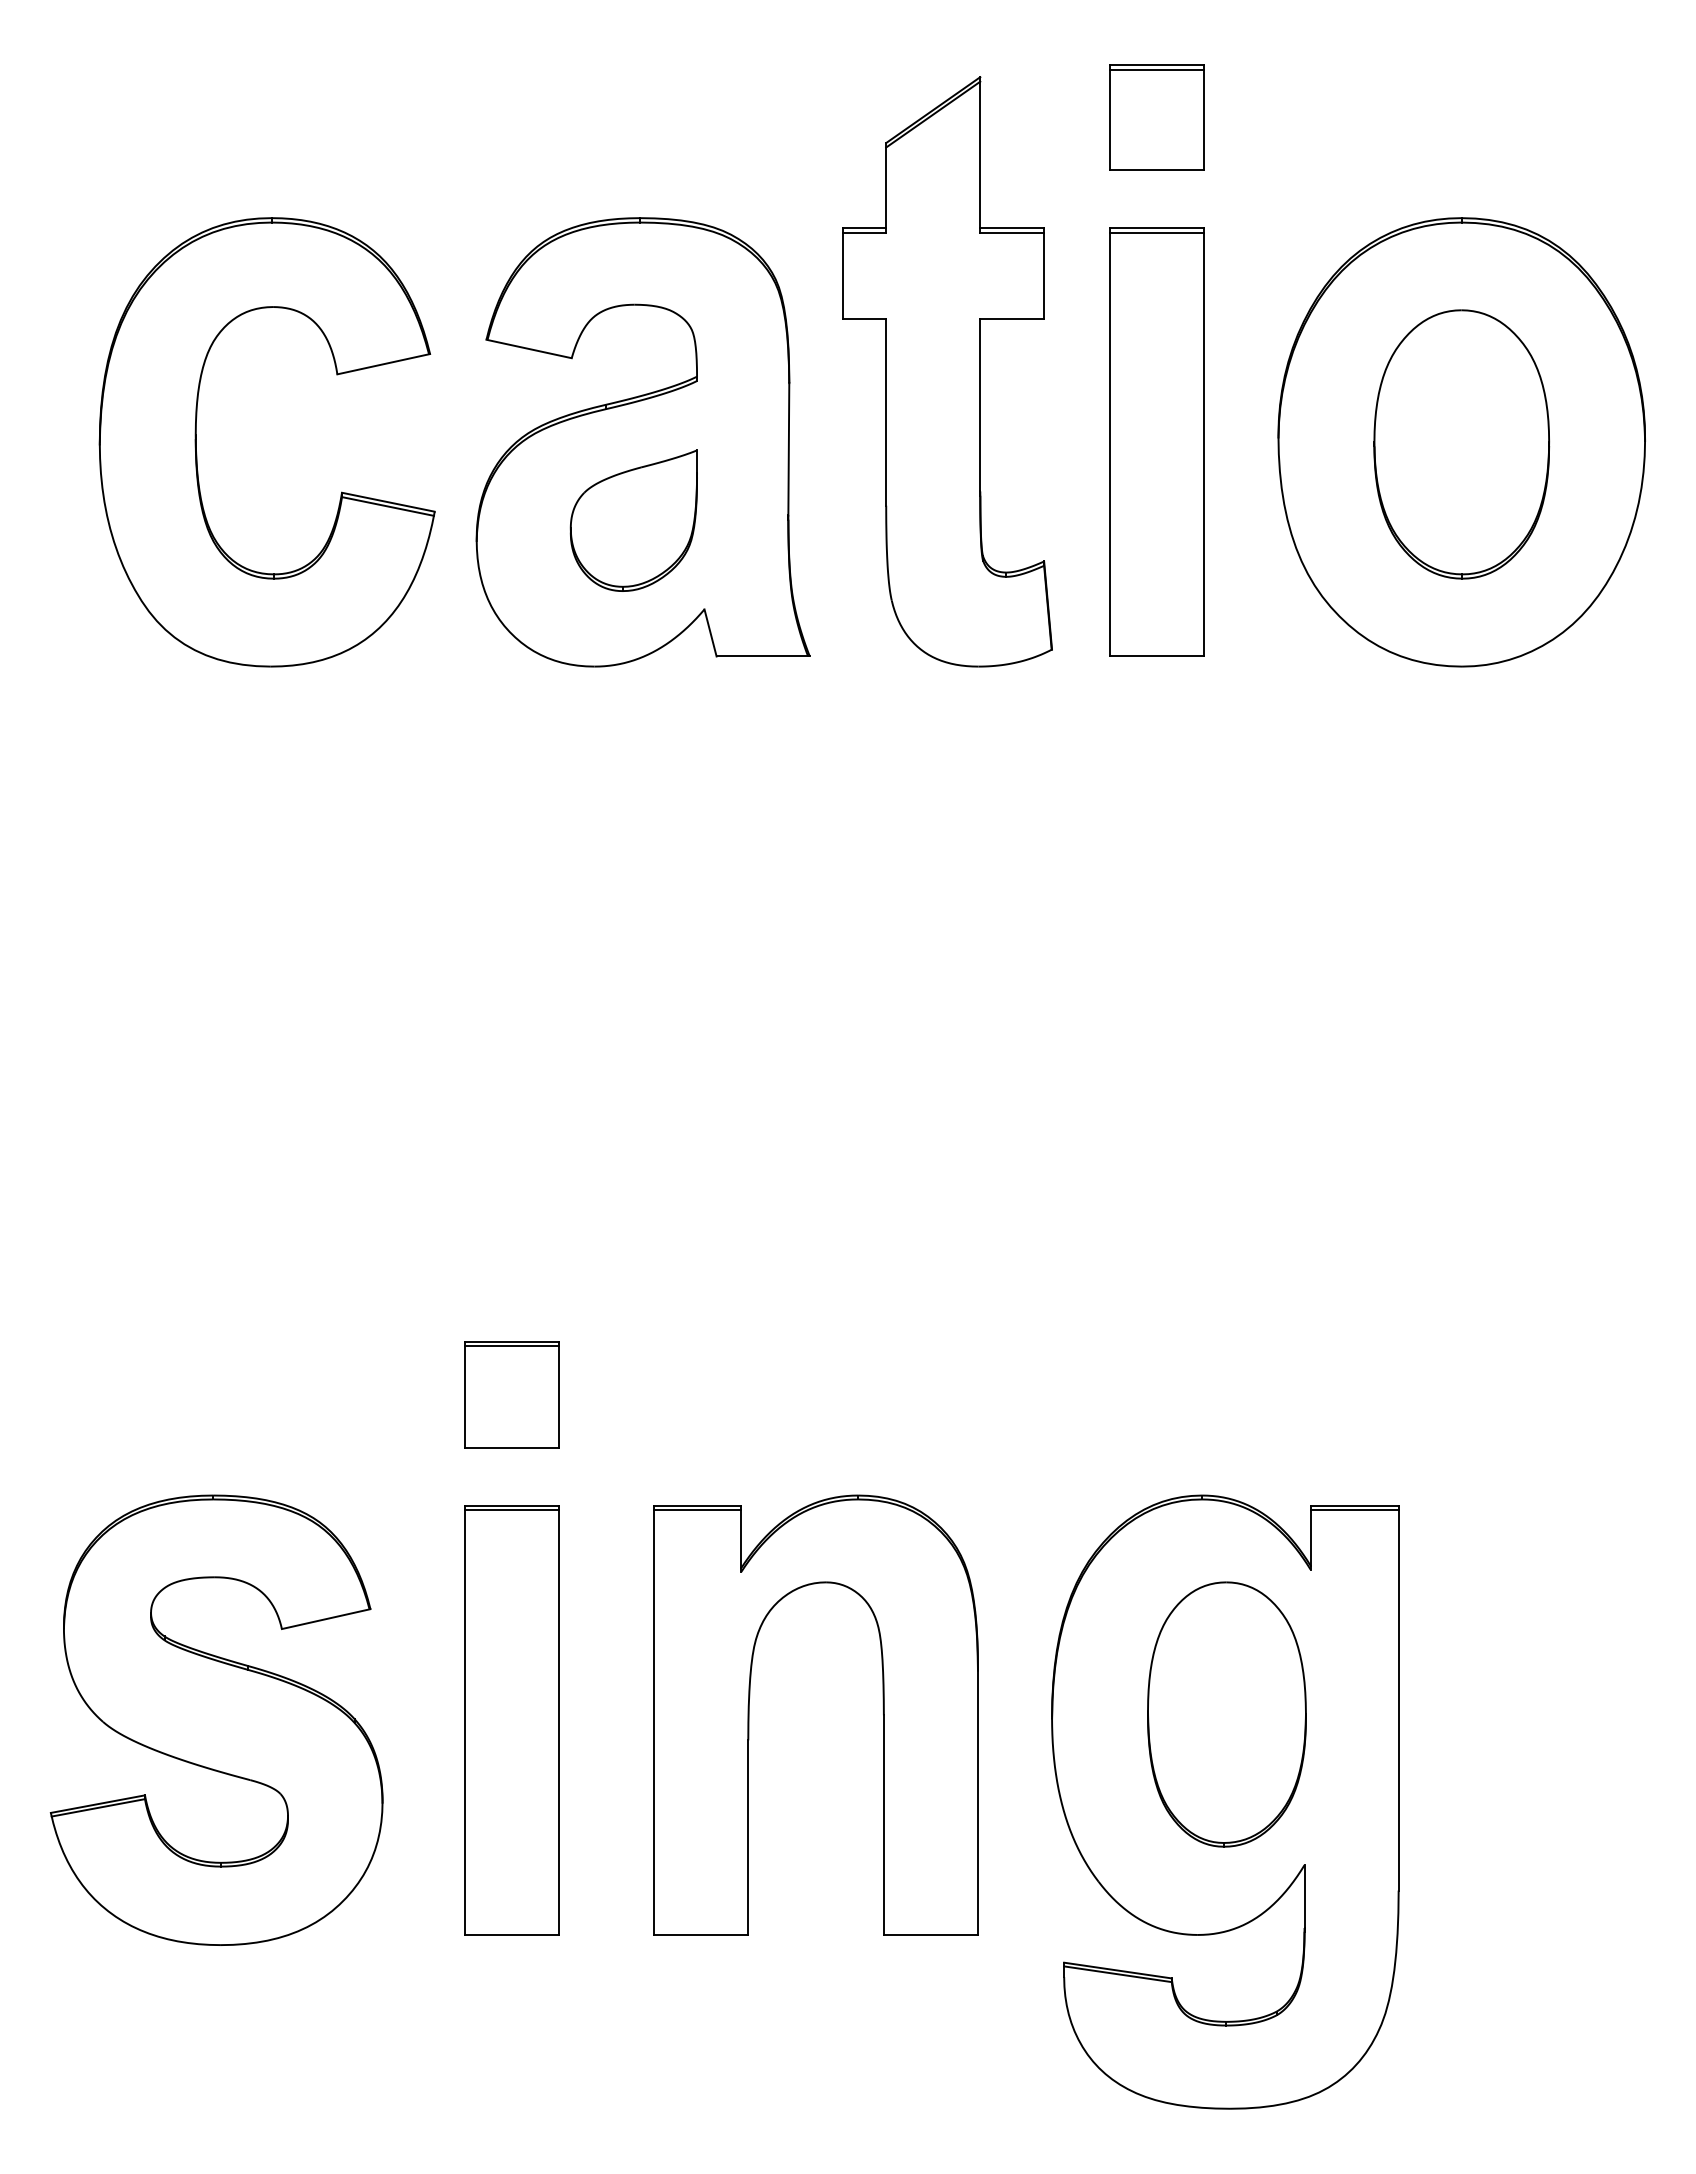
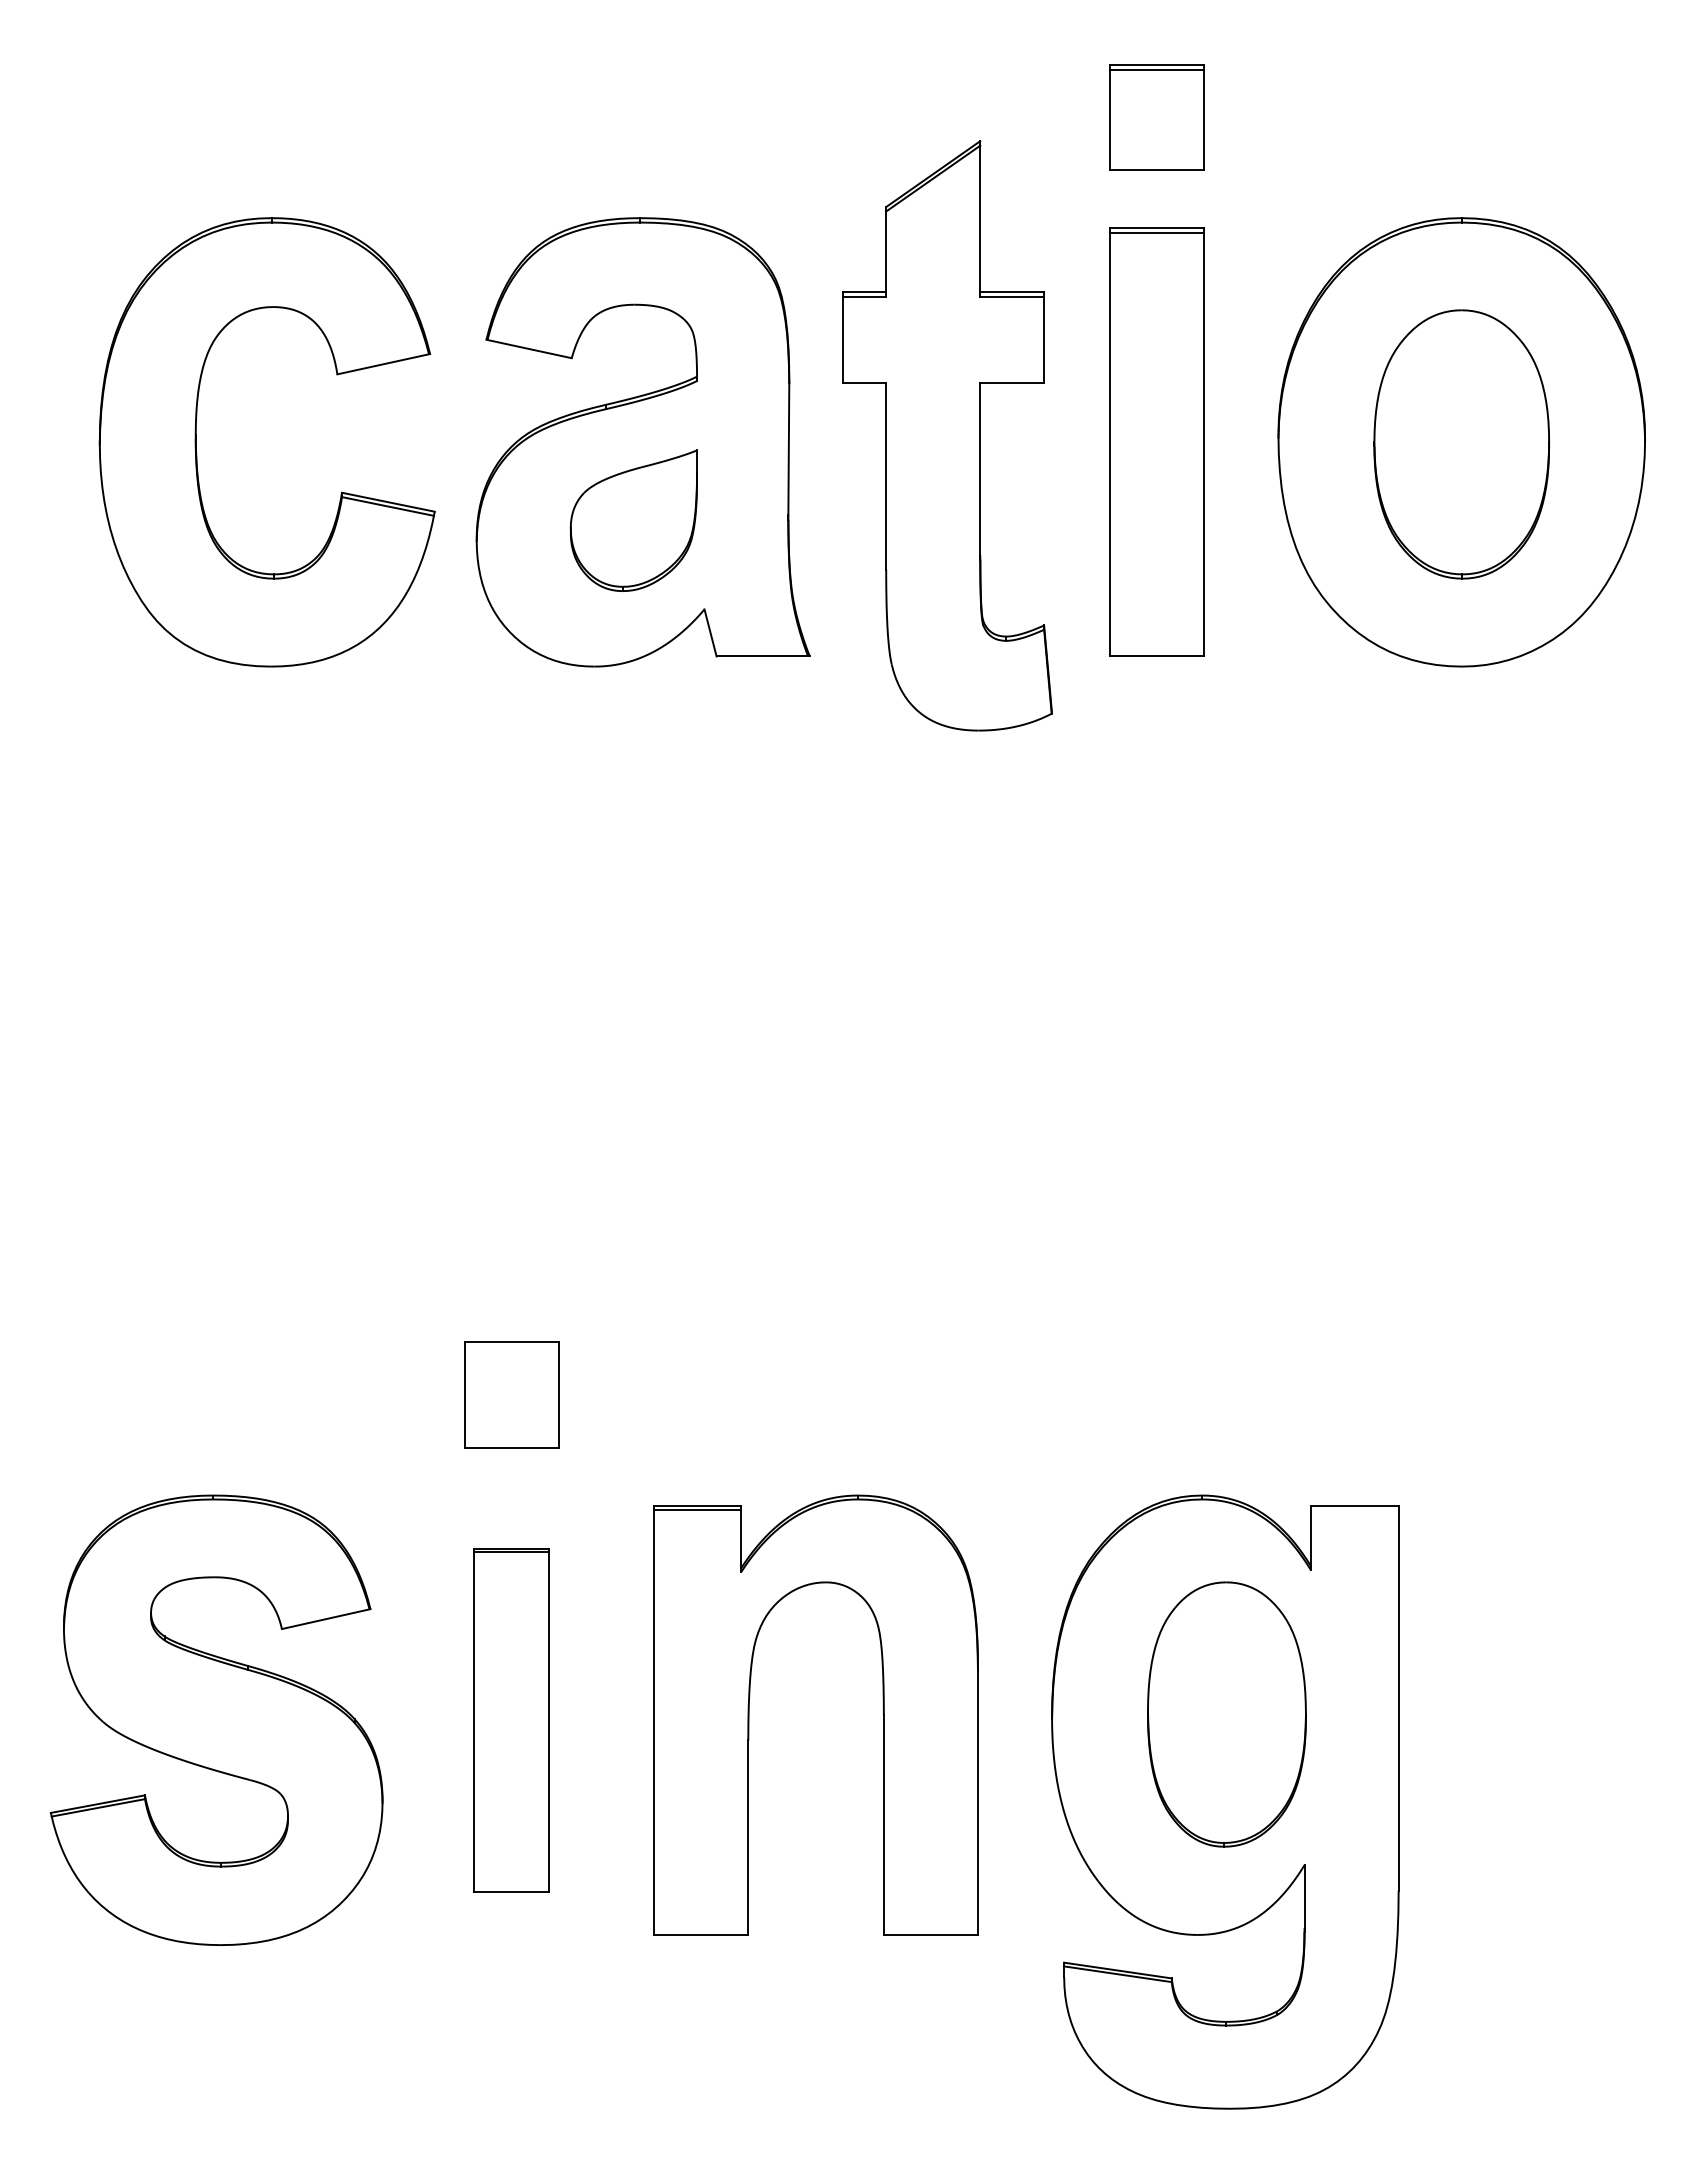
part position: (947, 371) -> (947, 435) (947, 435)
line: present -> none (511, 1346)
line: present -> none (1354, 1509)
part size: 96x431 px -> 77x345 px (511, 1720)
